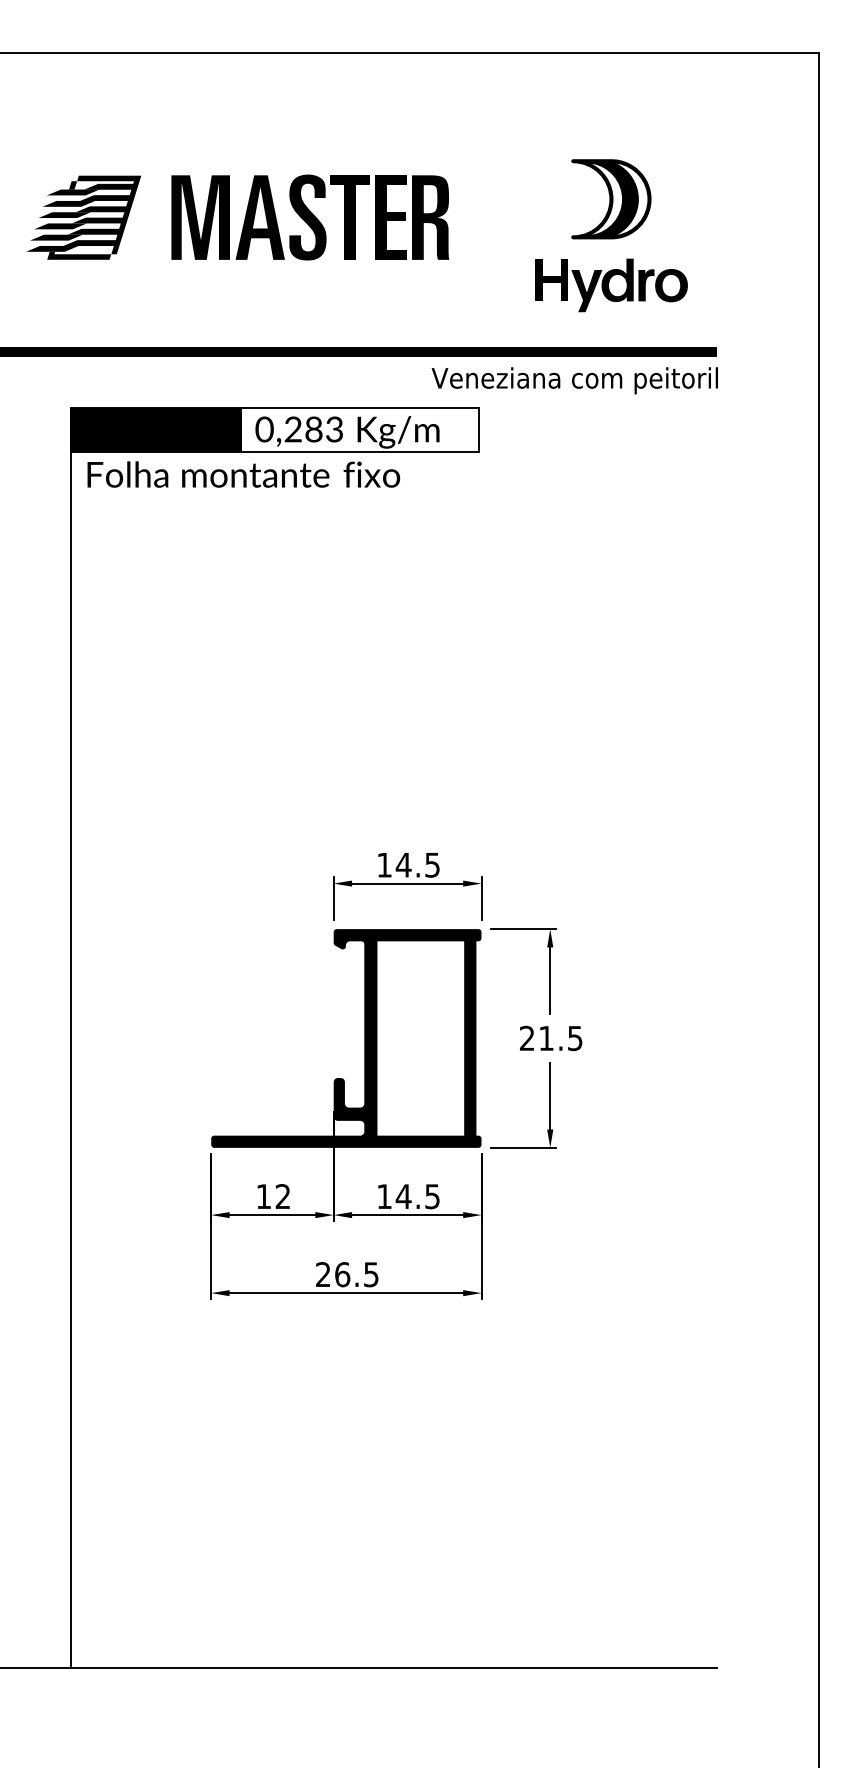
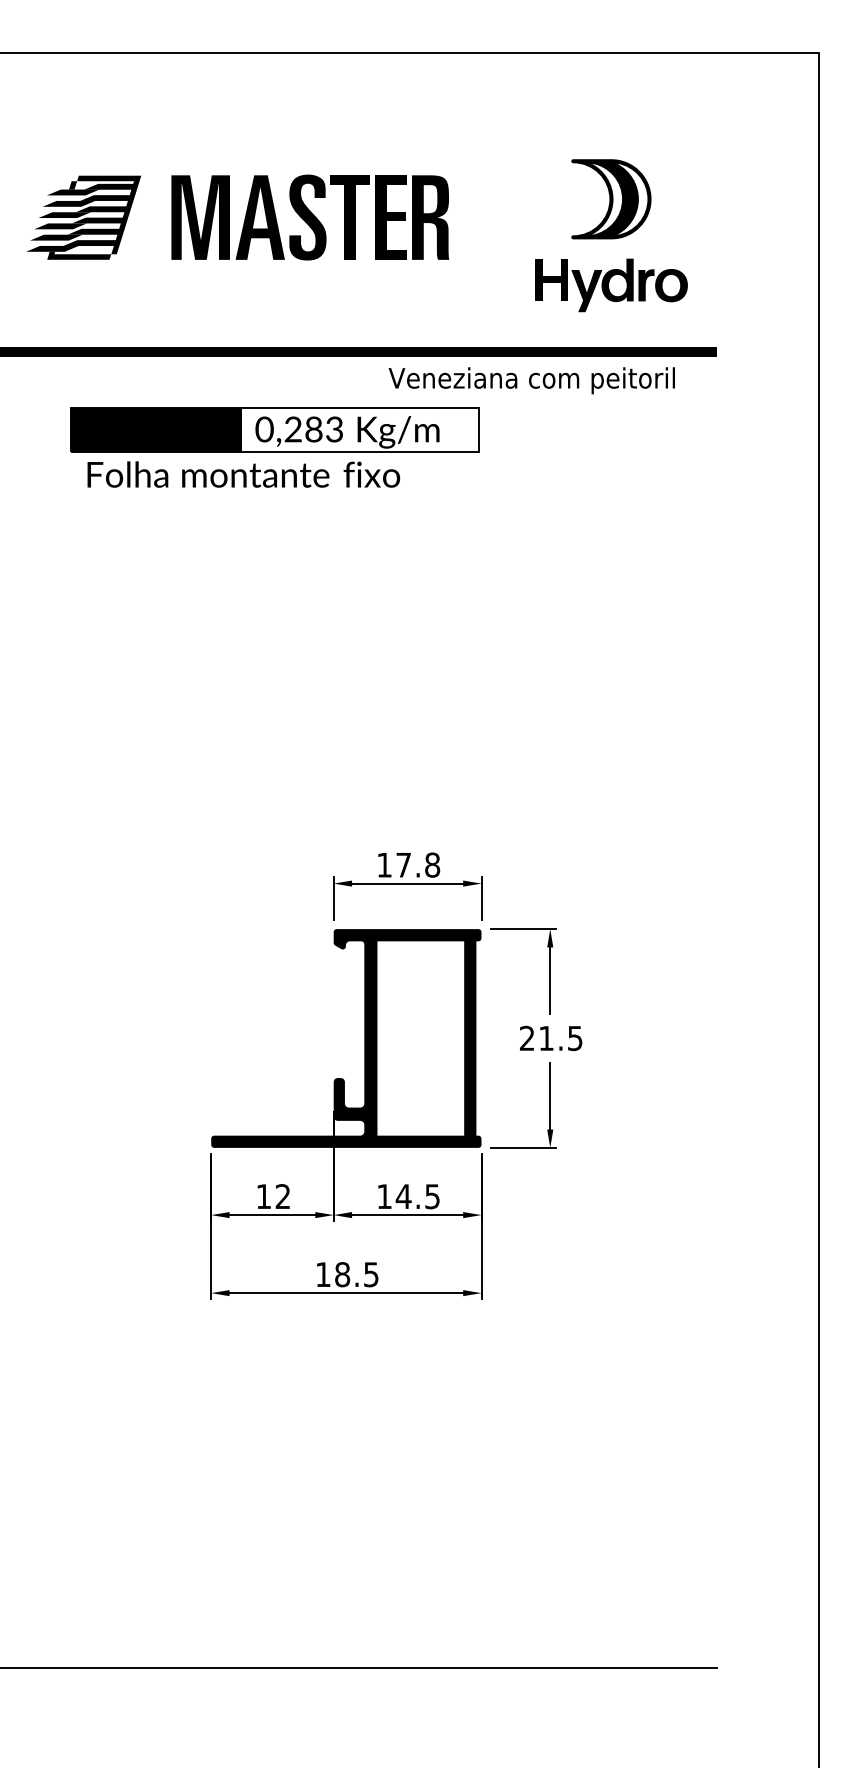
text position: (574, 380) -> (531, 380) (531, 380)
text: 14.5 -> 17.8 (417, 864)
line: present -> none (70, 1037)
text: 26.5 -> 18.5 (333, 1274)
